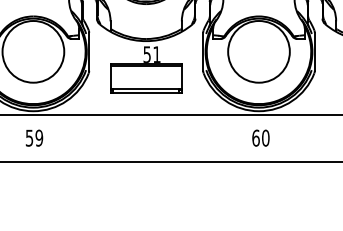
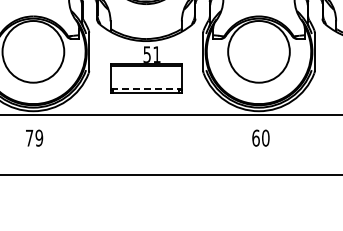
line: solid -> dashed (146, 88)
text: 59 -> 79 (29, 138)
line position: (170, 162) -> (170, 175) (170, 175)
